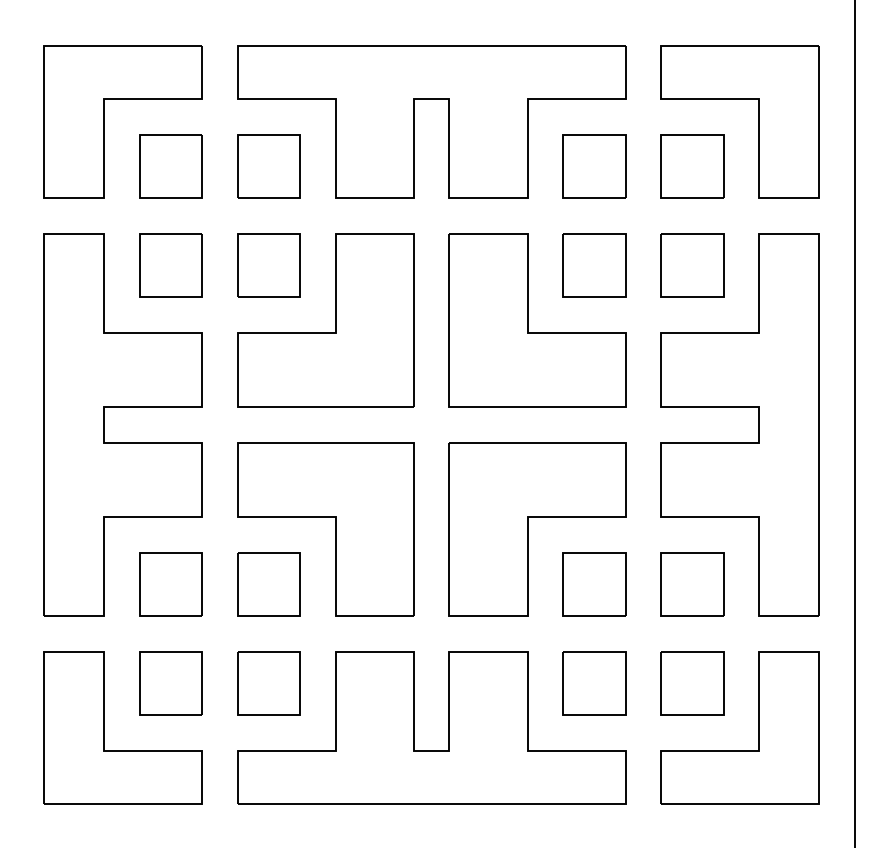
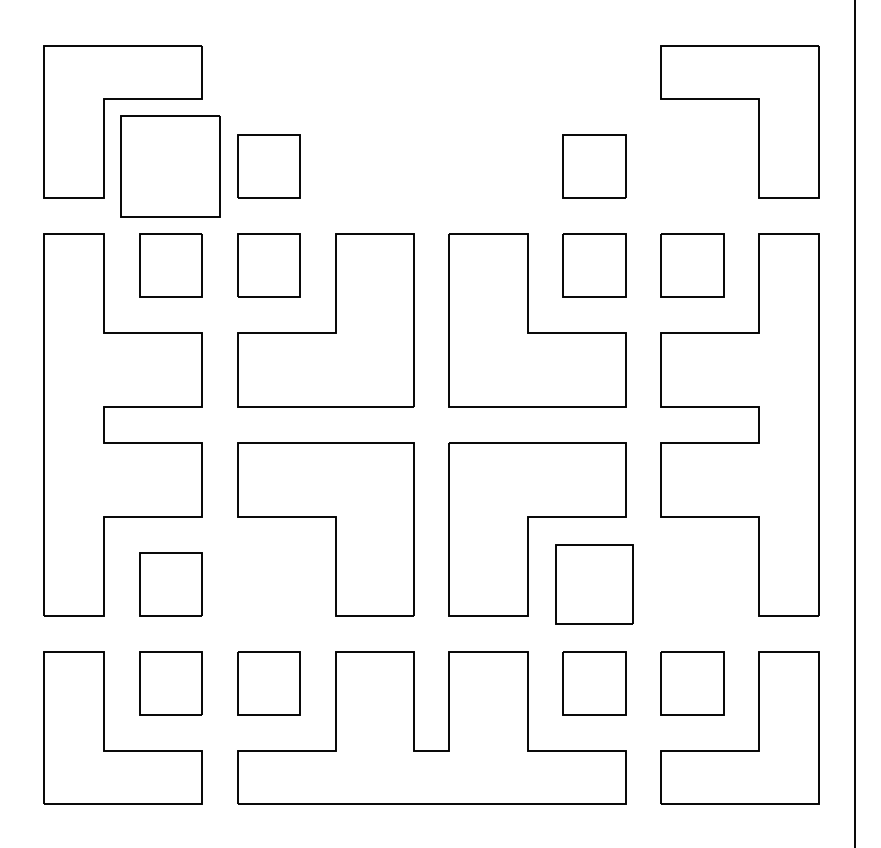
part: present -> none (414, 121)
part size: 64x65 px -> 101x103 px (170, 166)
part: present -> none (692, 166)
part: present -> none (268, 584)
part size: 65x65 px -> 79x81 px (594, 584)
part: present -> none (692, 584)
